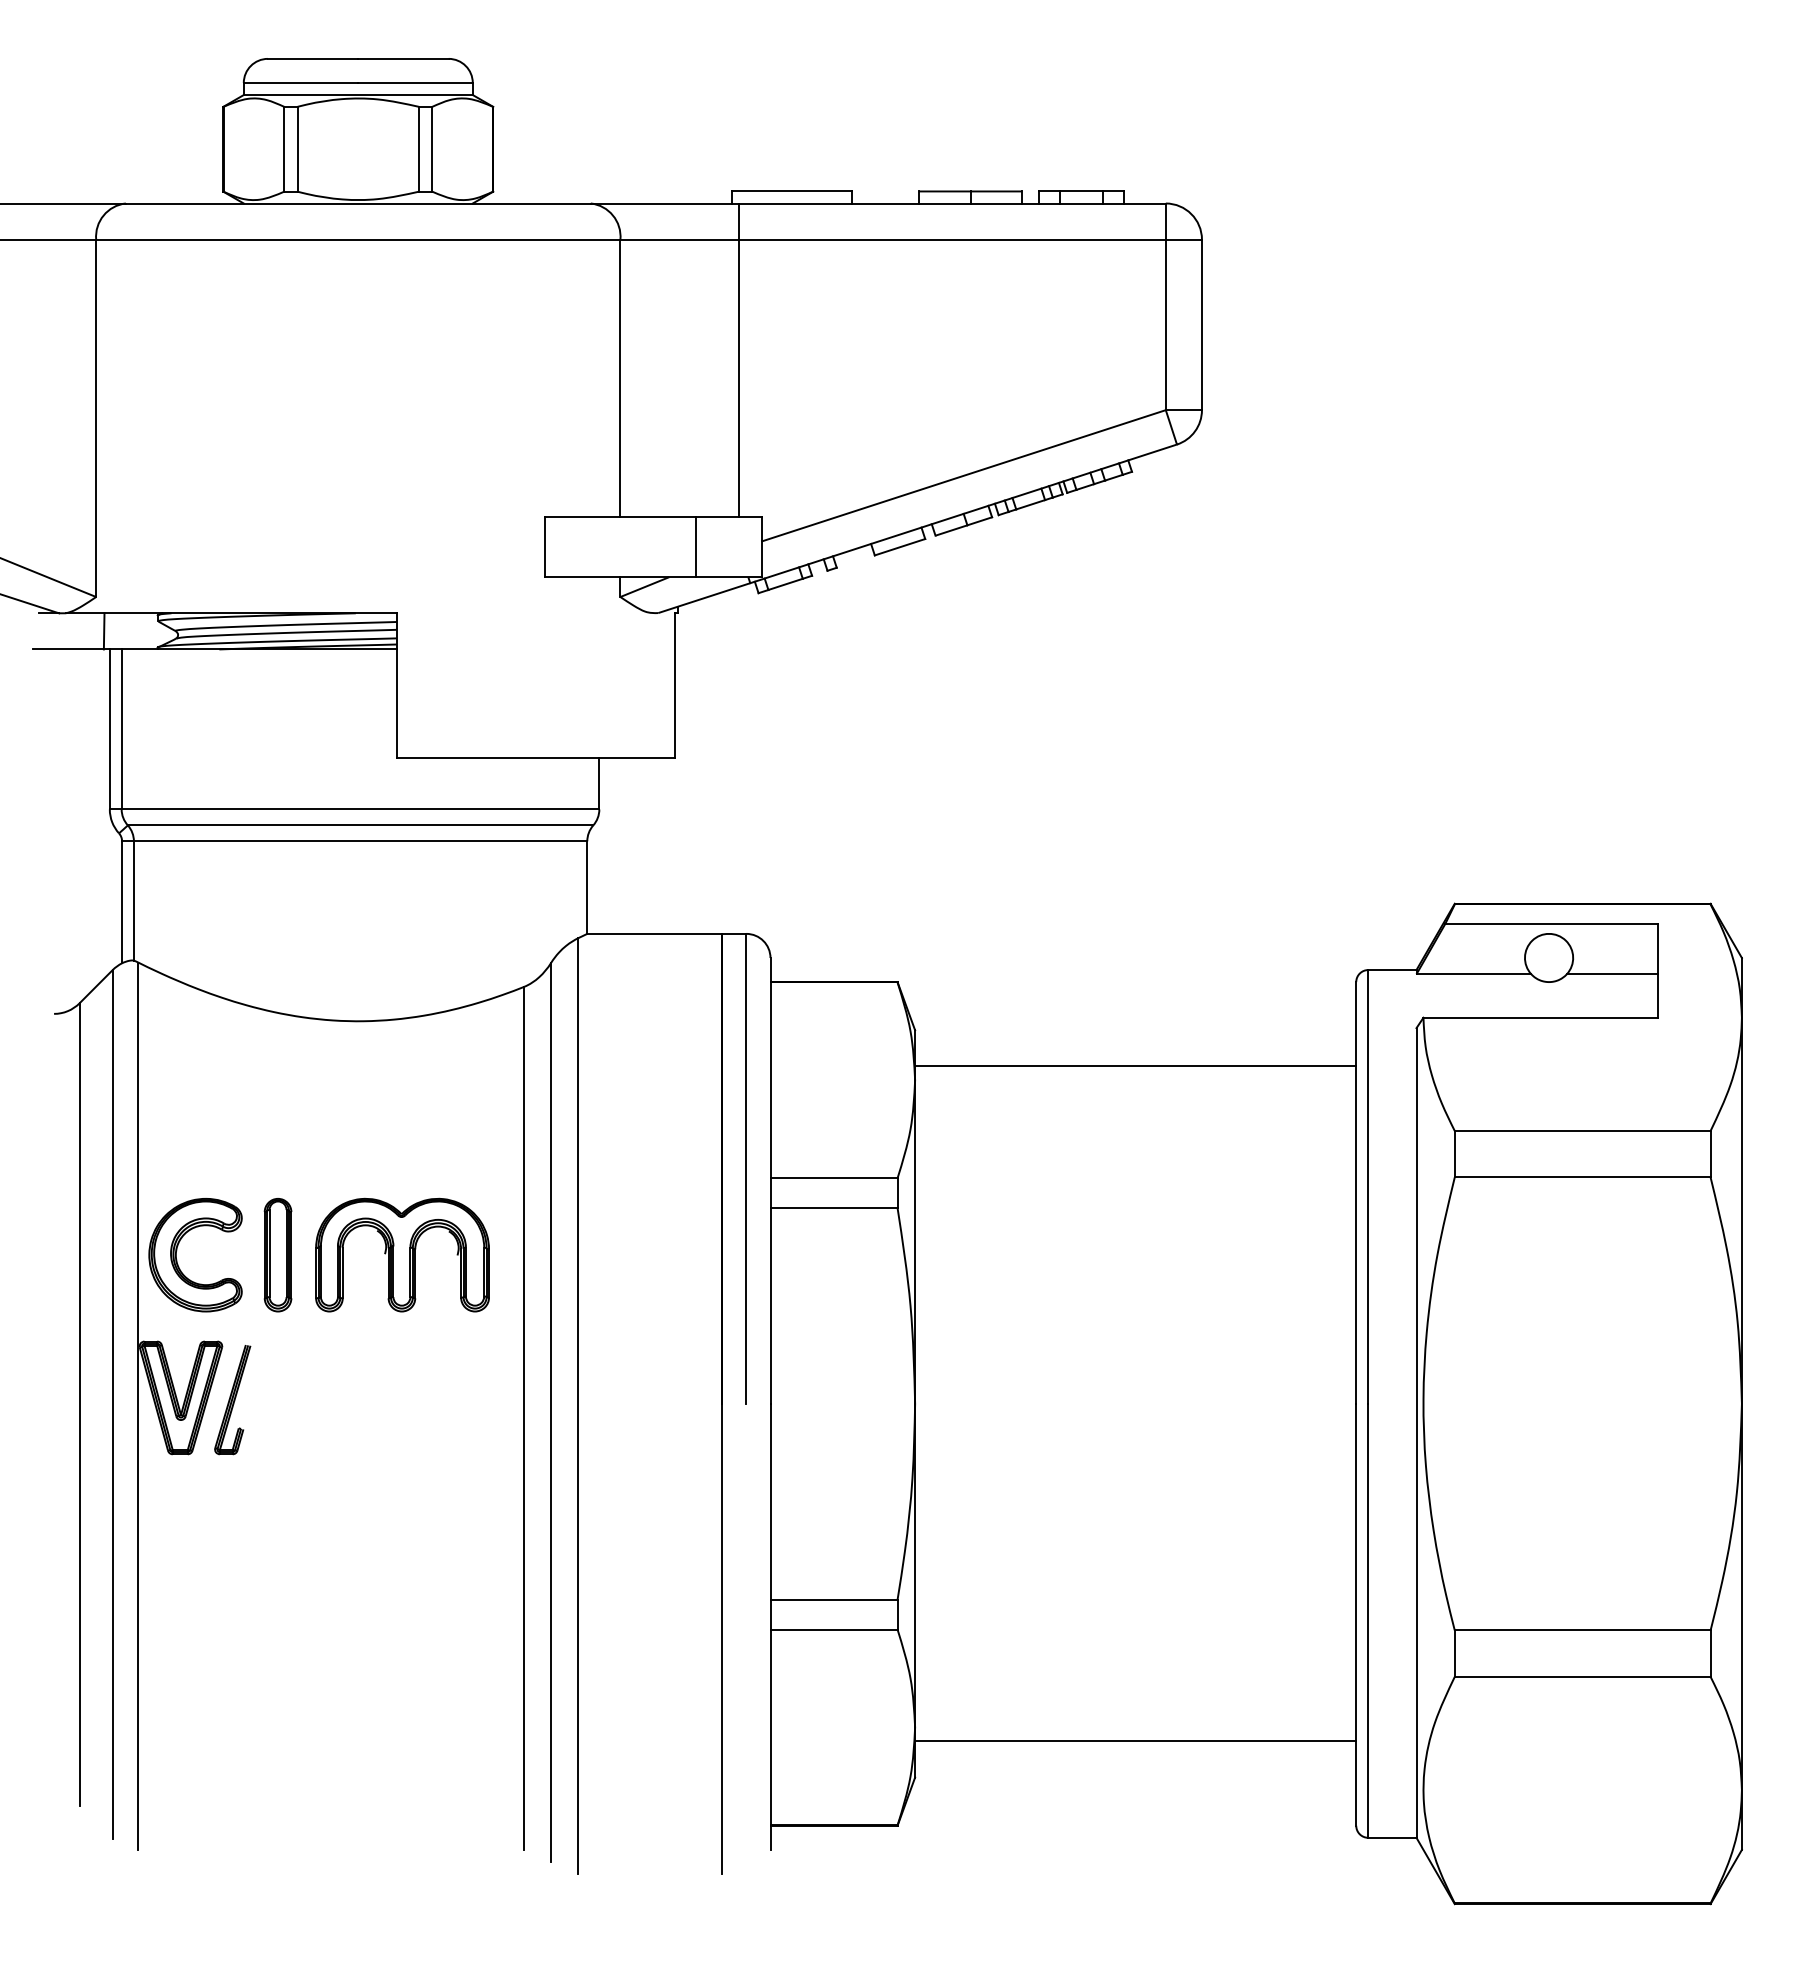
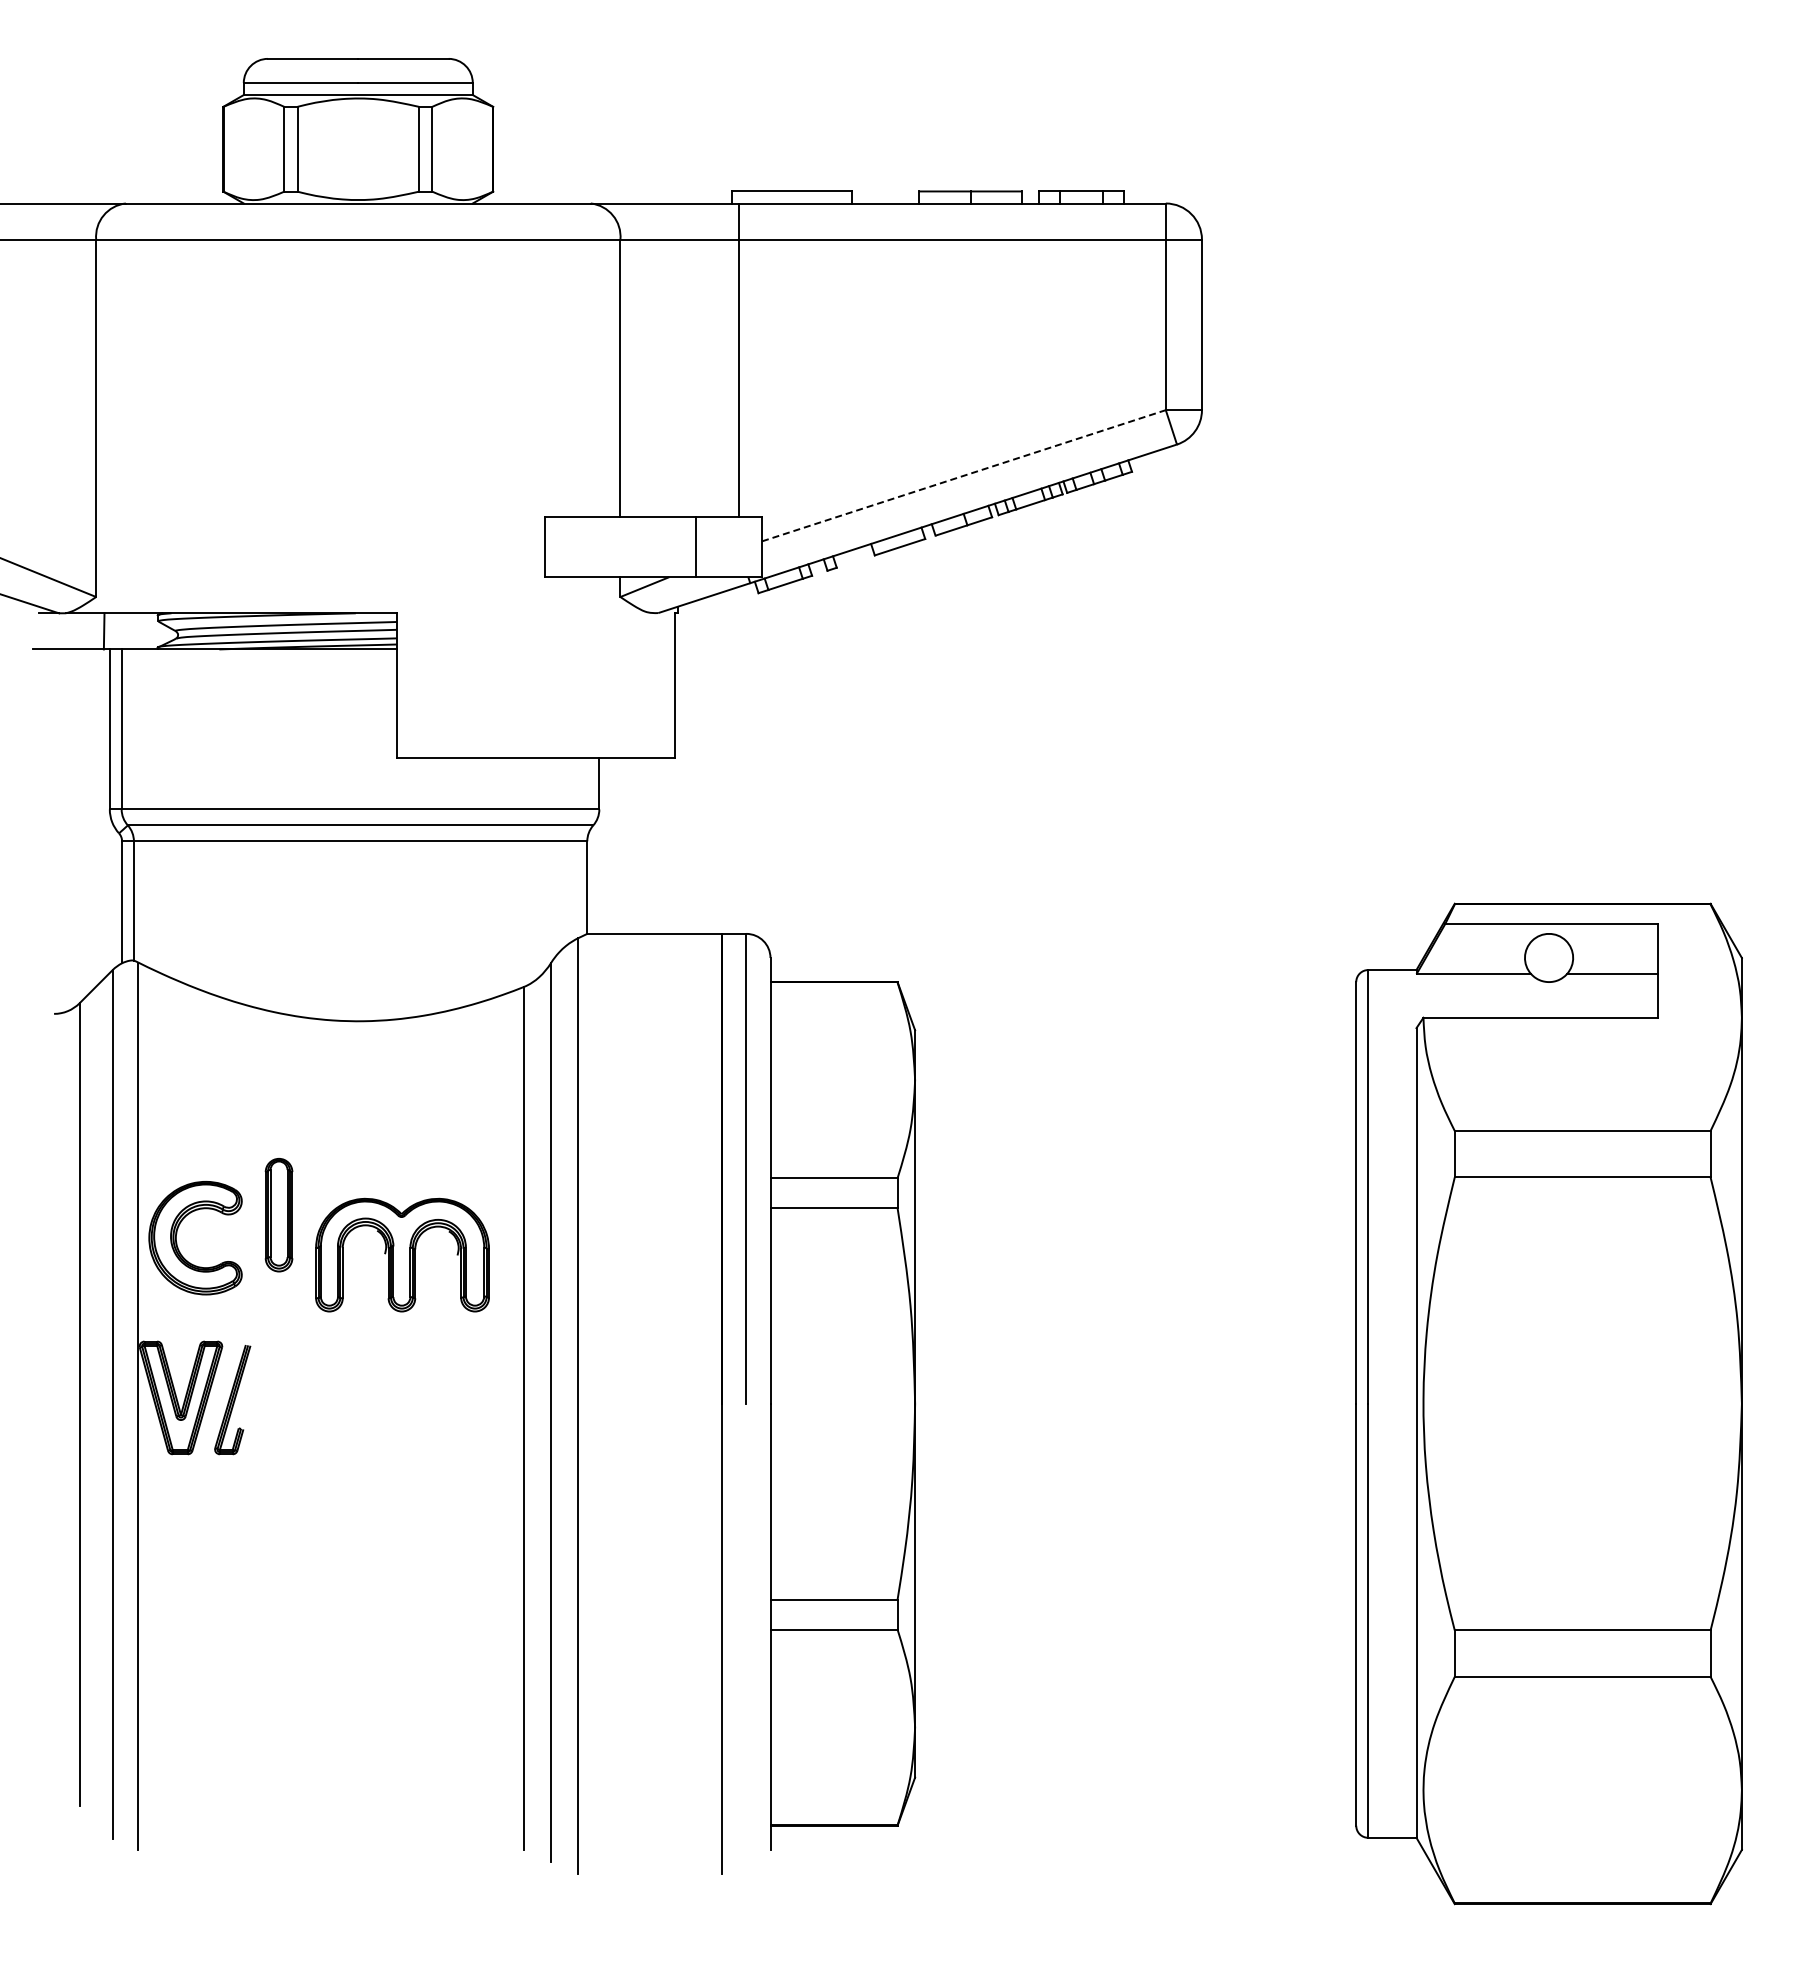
line: solid -> dashed (964, 475)
line: present -> none (1135, 1066)
part position: (277, 1255) -> (278, 1215) (278, 1215)
part position: (177, 1259) -> (177, 1242) (177, 1242)
line: present -> none (1135, 1741)
